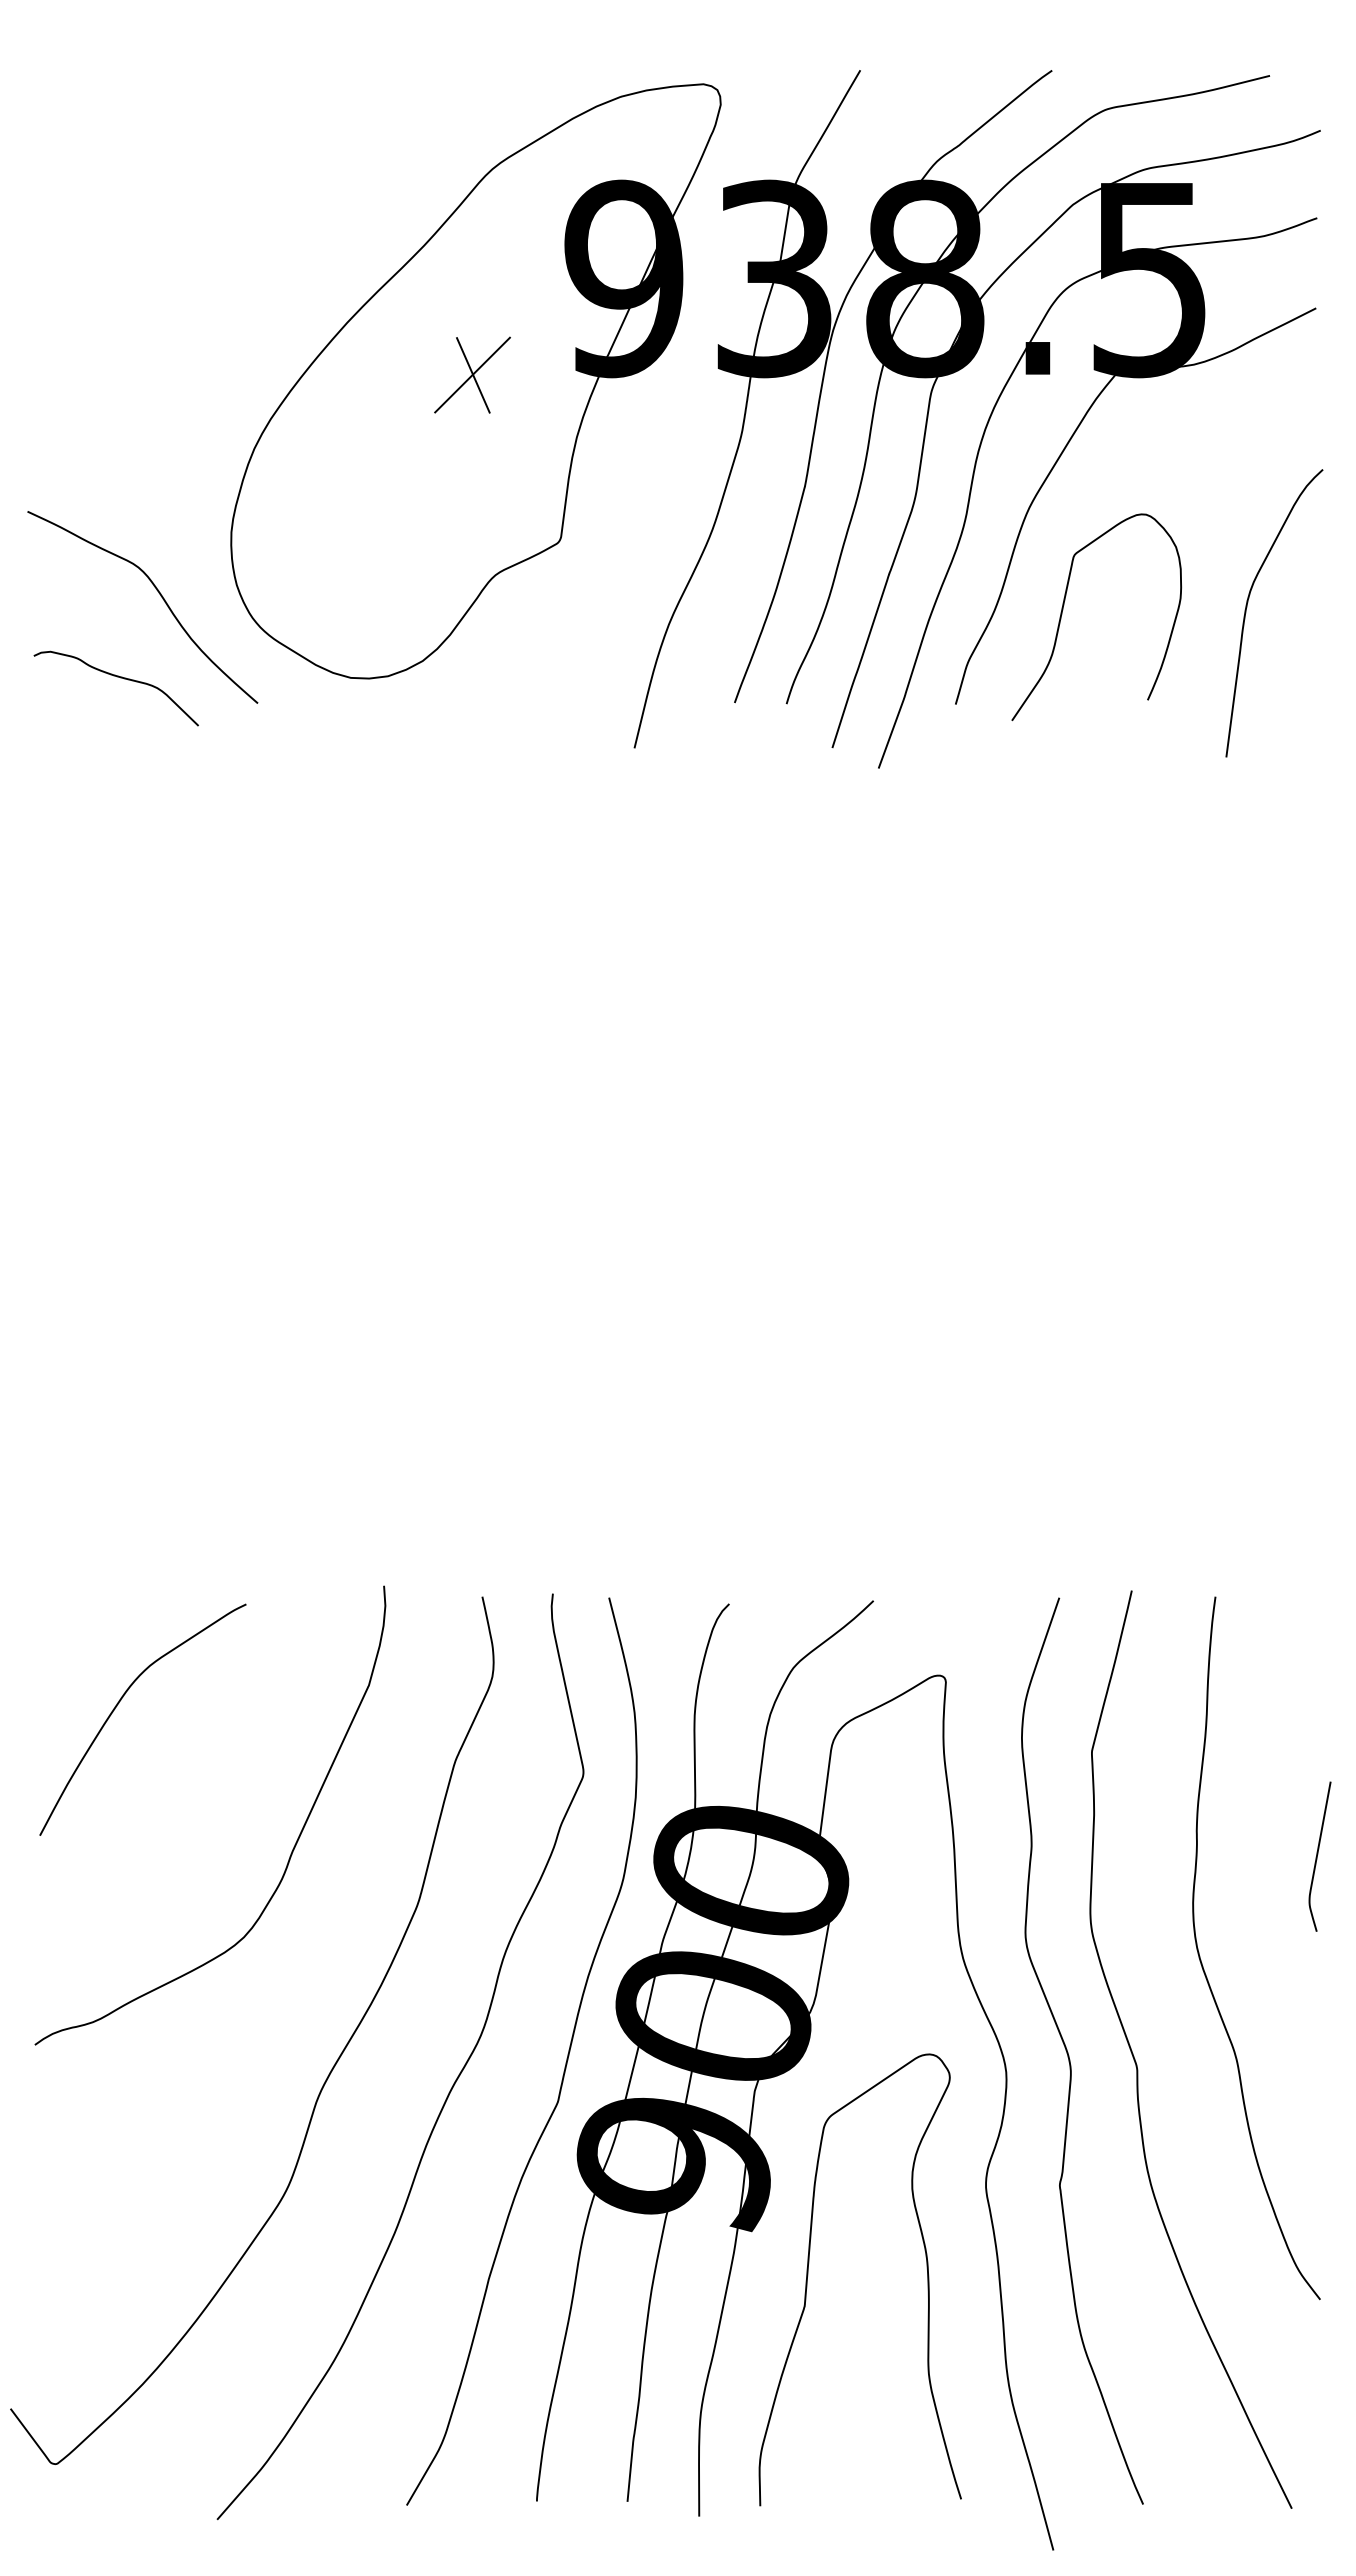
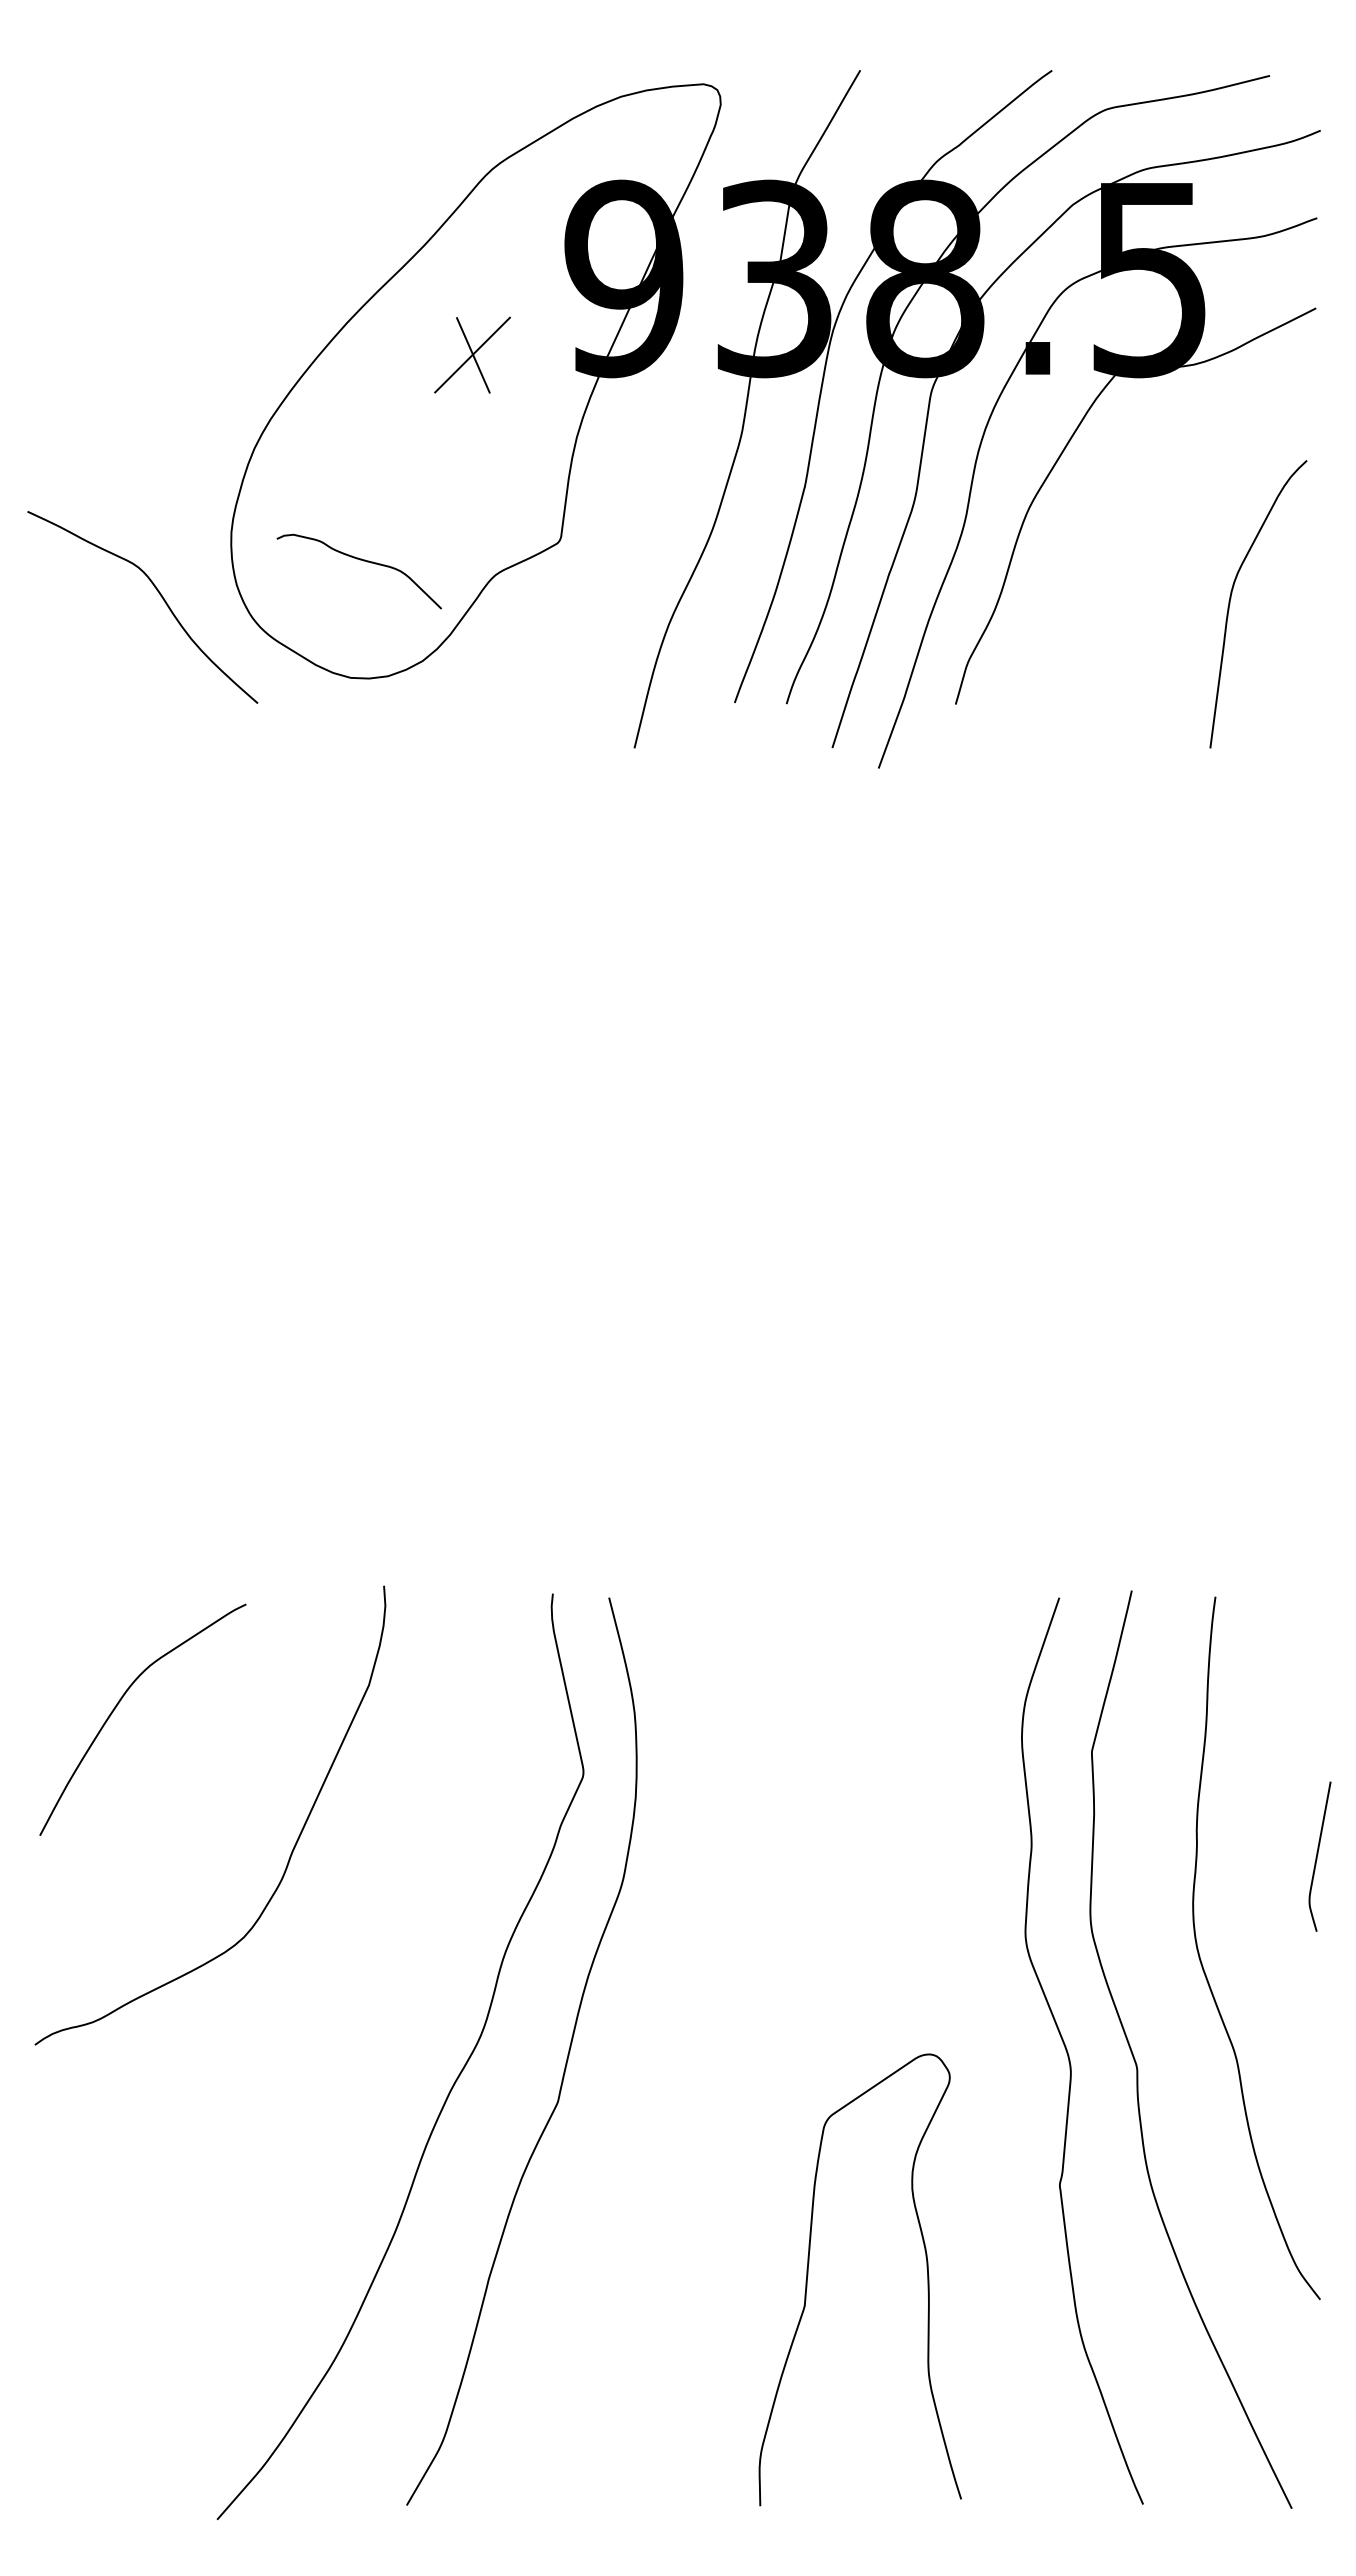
part position: (472, 374) -> (472, 354) (472, 354)
curve position: (1247, 607) -> (1231, 598) (1231, 598)
curve: present -> none (1063, 610)
curve position: (117, 677) -> (360, 560) (360, 560)
part: present -> none (792, 2068)
curve: present -> none (330, 2070)
